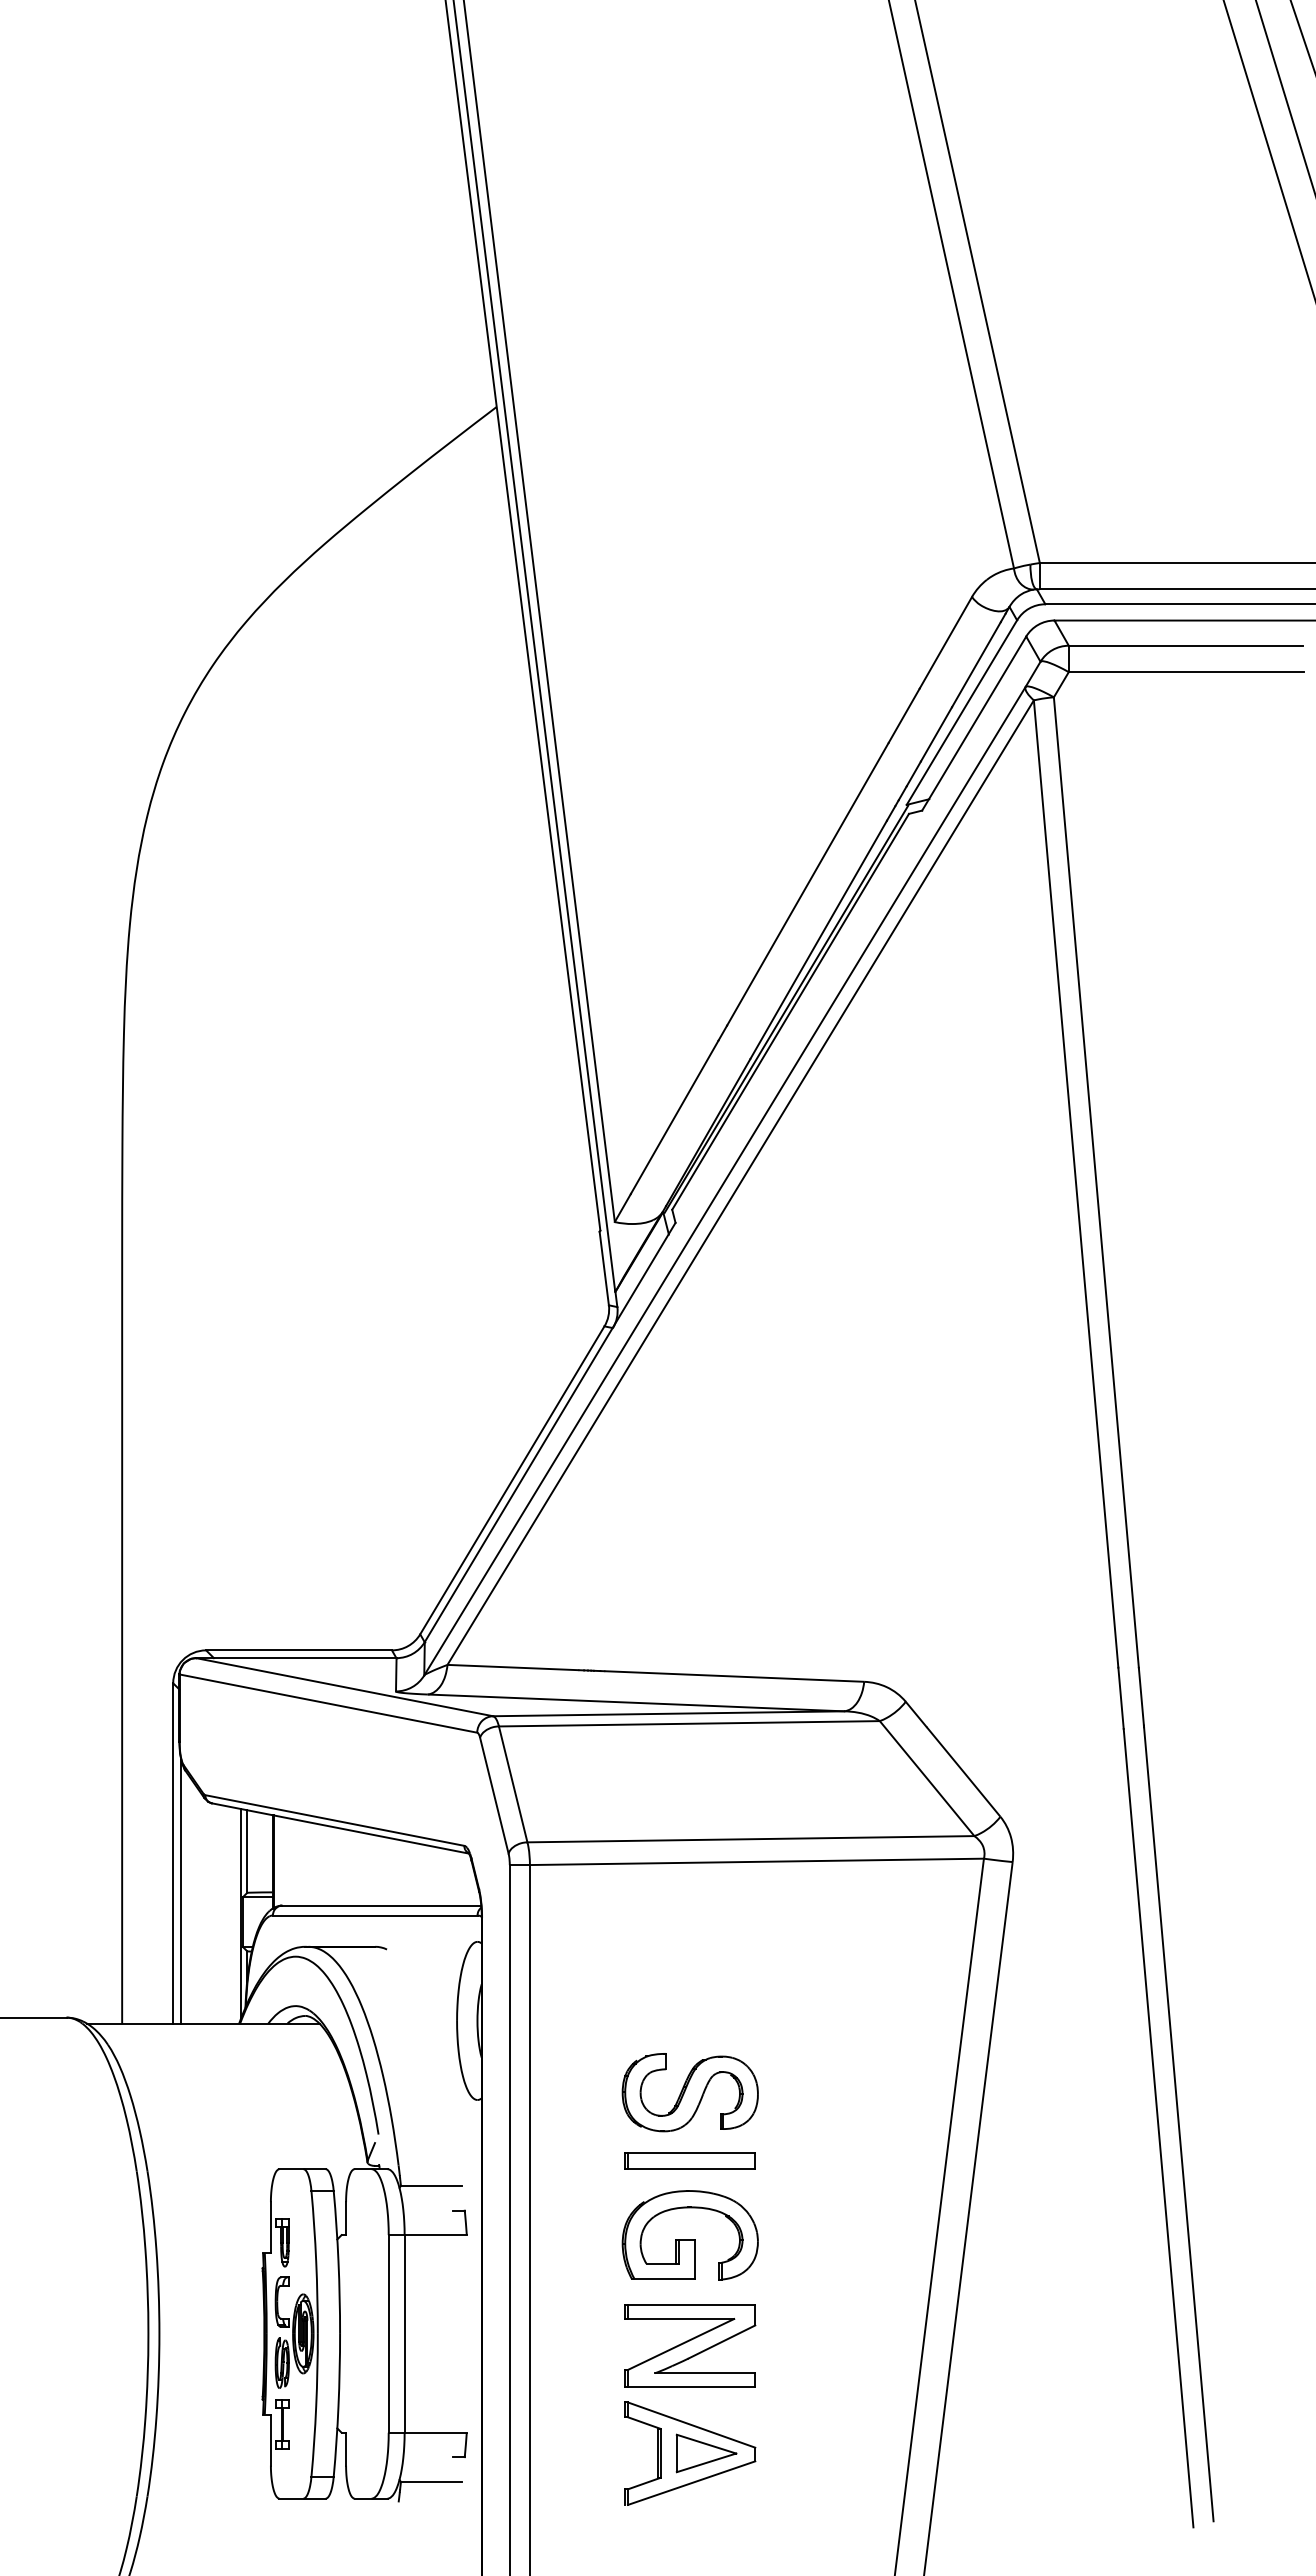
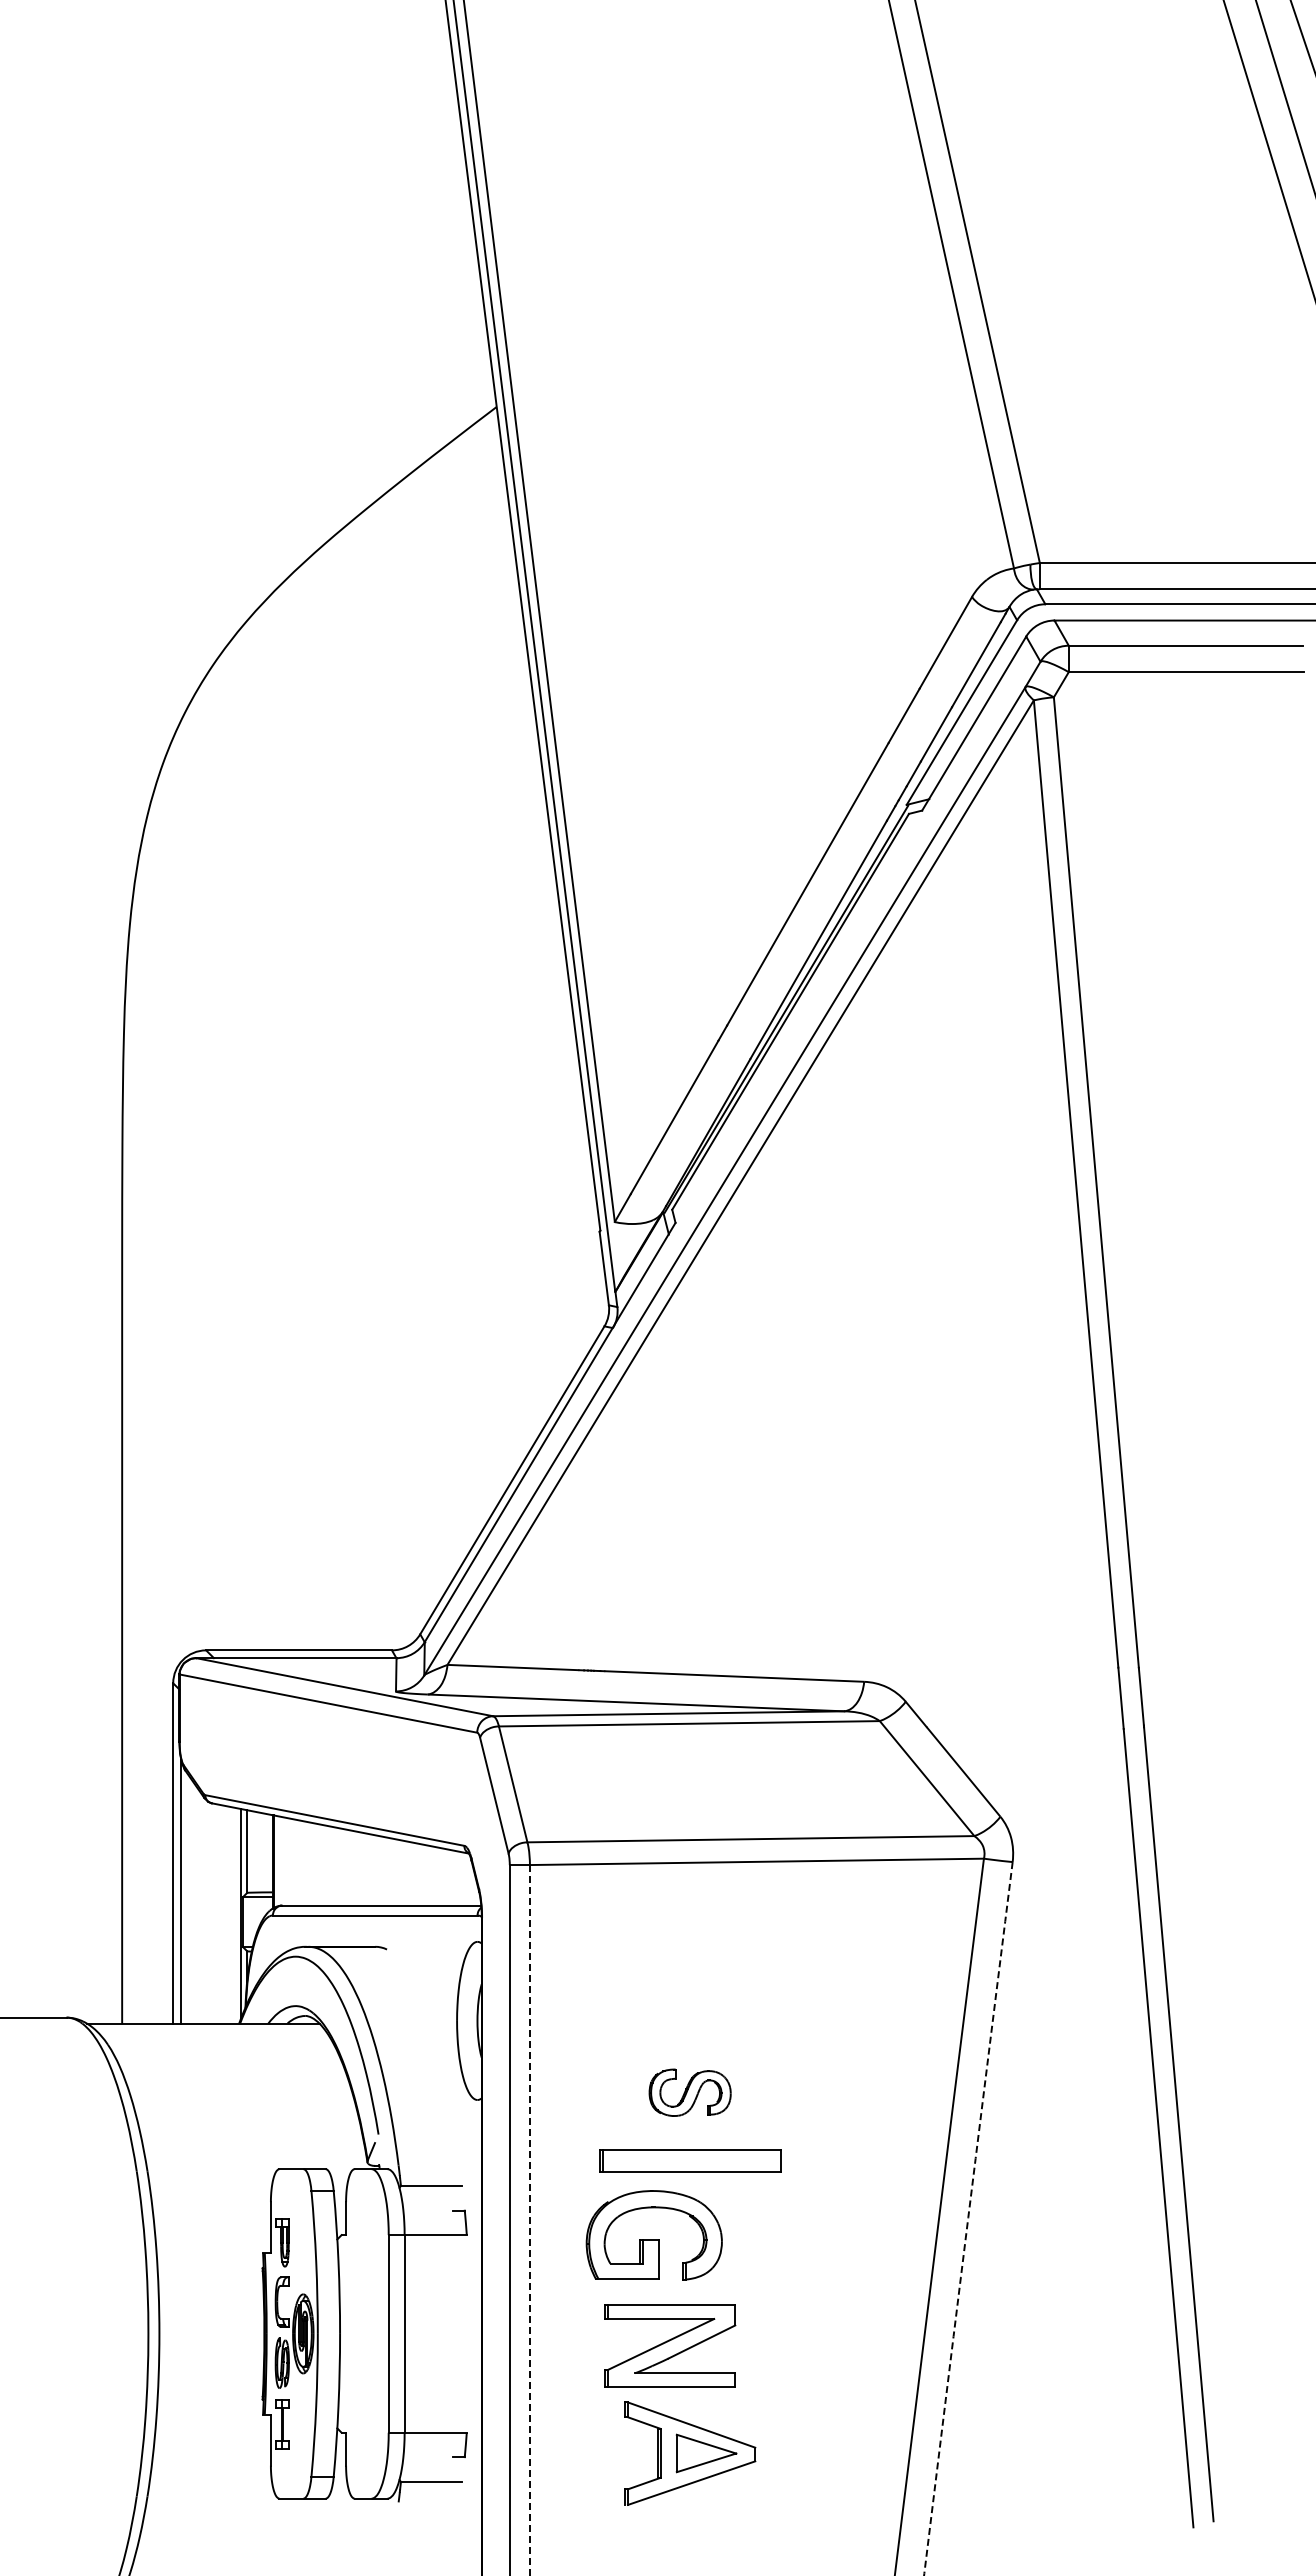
part size: 138x80 px -> 84x49 px (689, 2092)
part size: 132x18 px -> 183x24 px (690, 2160)
arc: solid -> dashed (968, 2219)
line: solid -> dashed (529, 2220)
part position: (689, 2235) -> (653, 2235) (653, 2235)
part position: (690, 2345) -> (670, 2345) (670, 2345)
